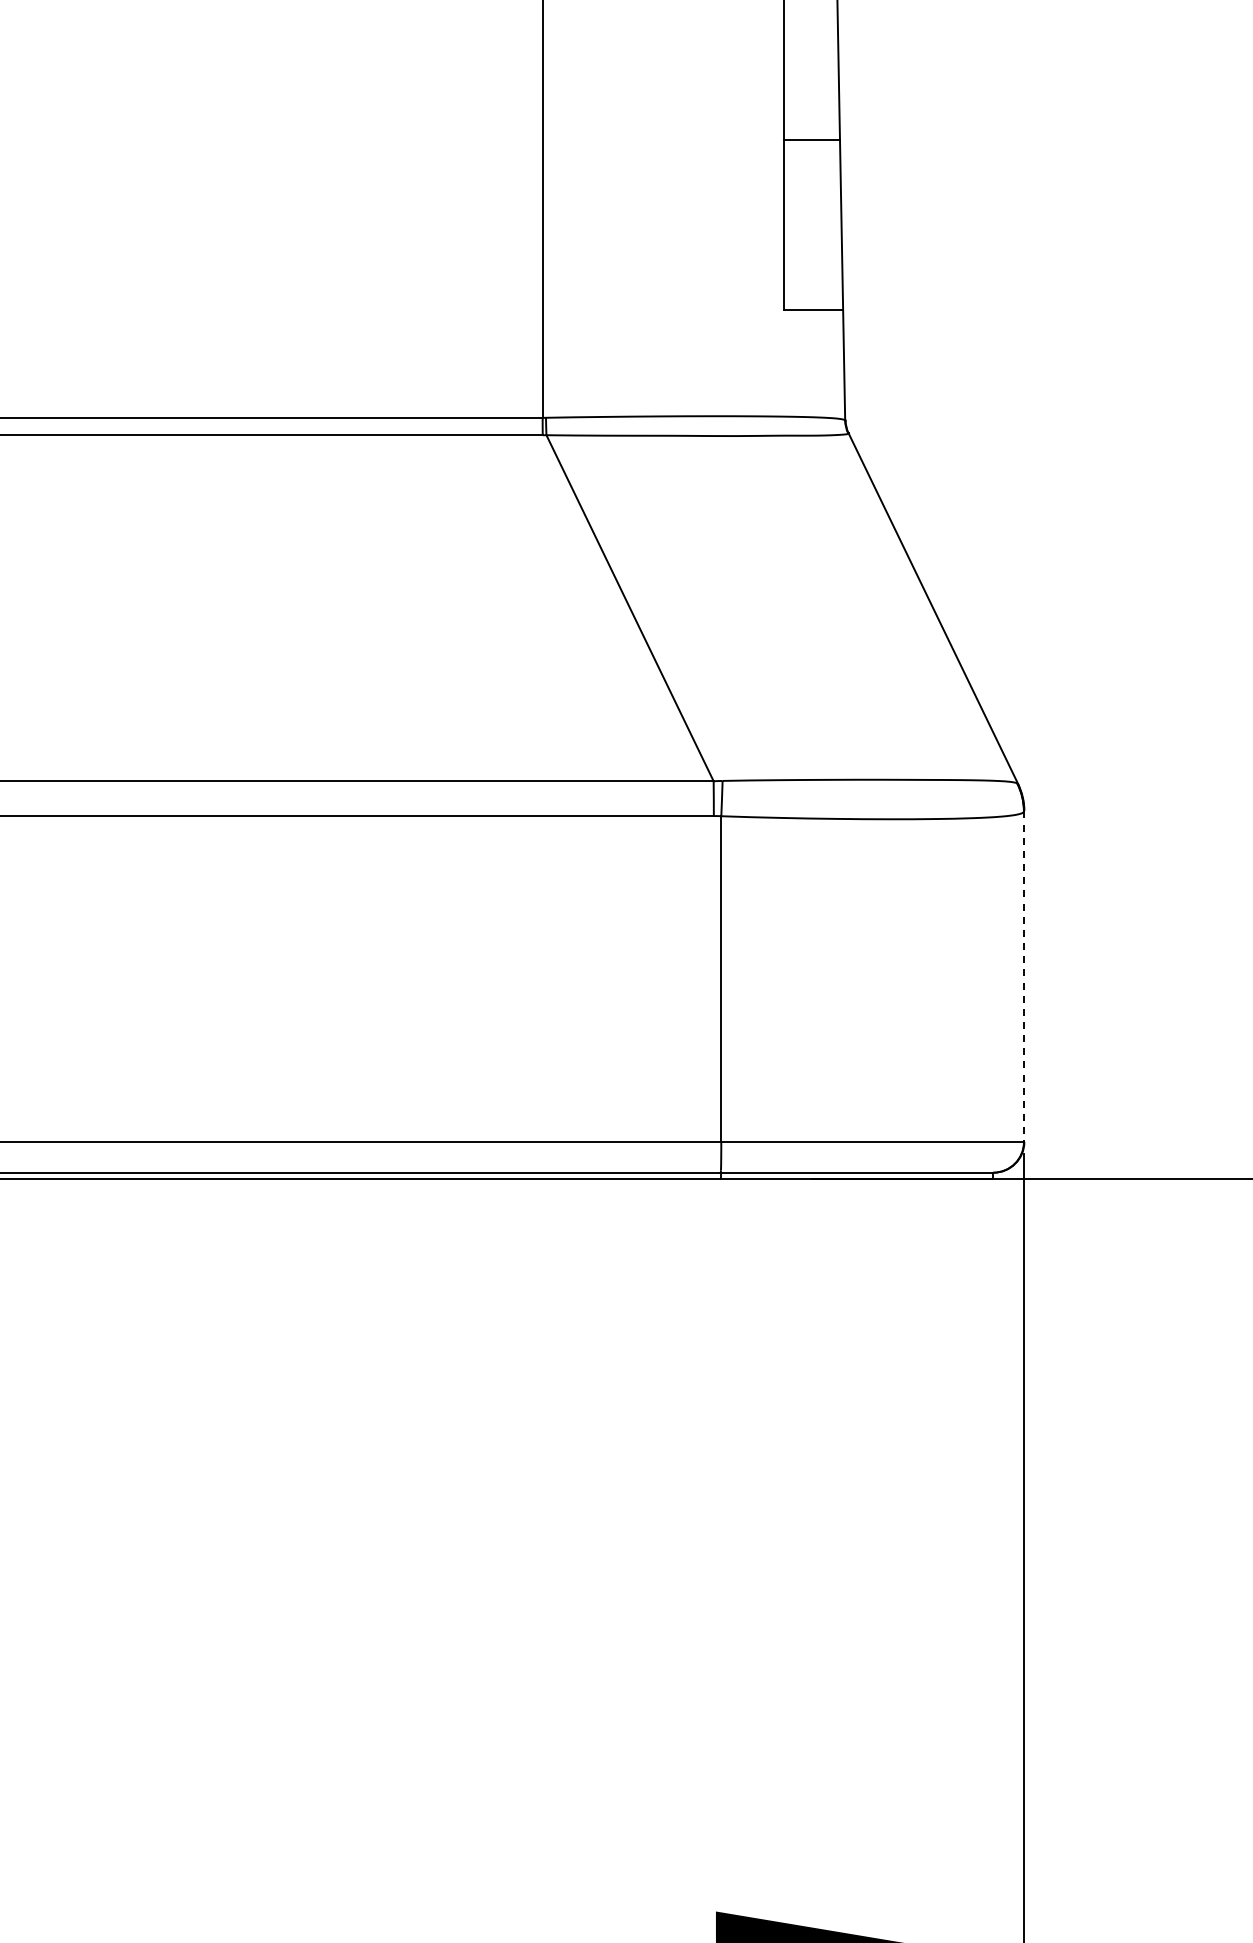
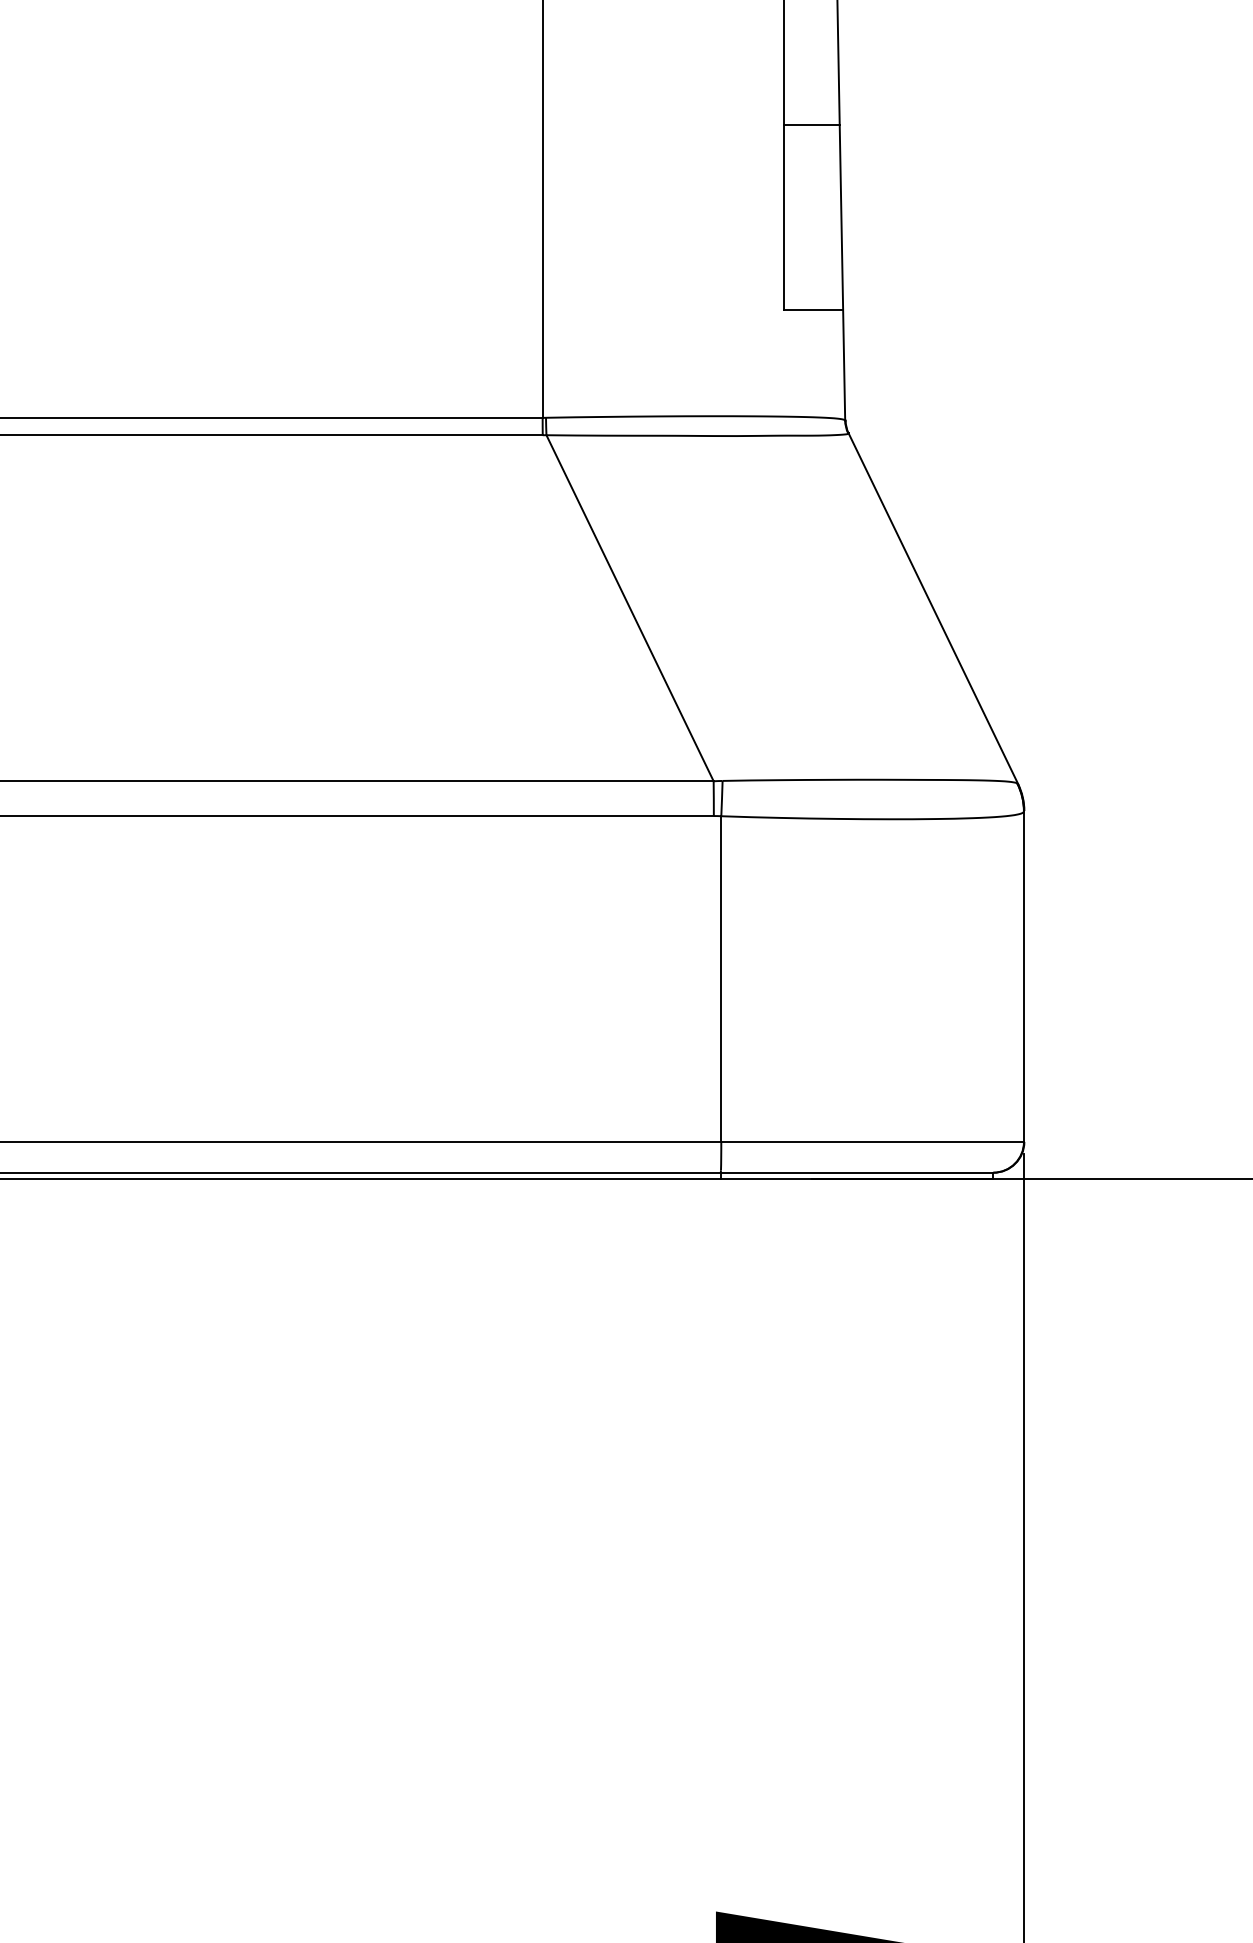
line position: (811, 140) -> (811, 125) (811, 125)
line: dashed -> solid (1023, 977)
